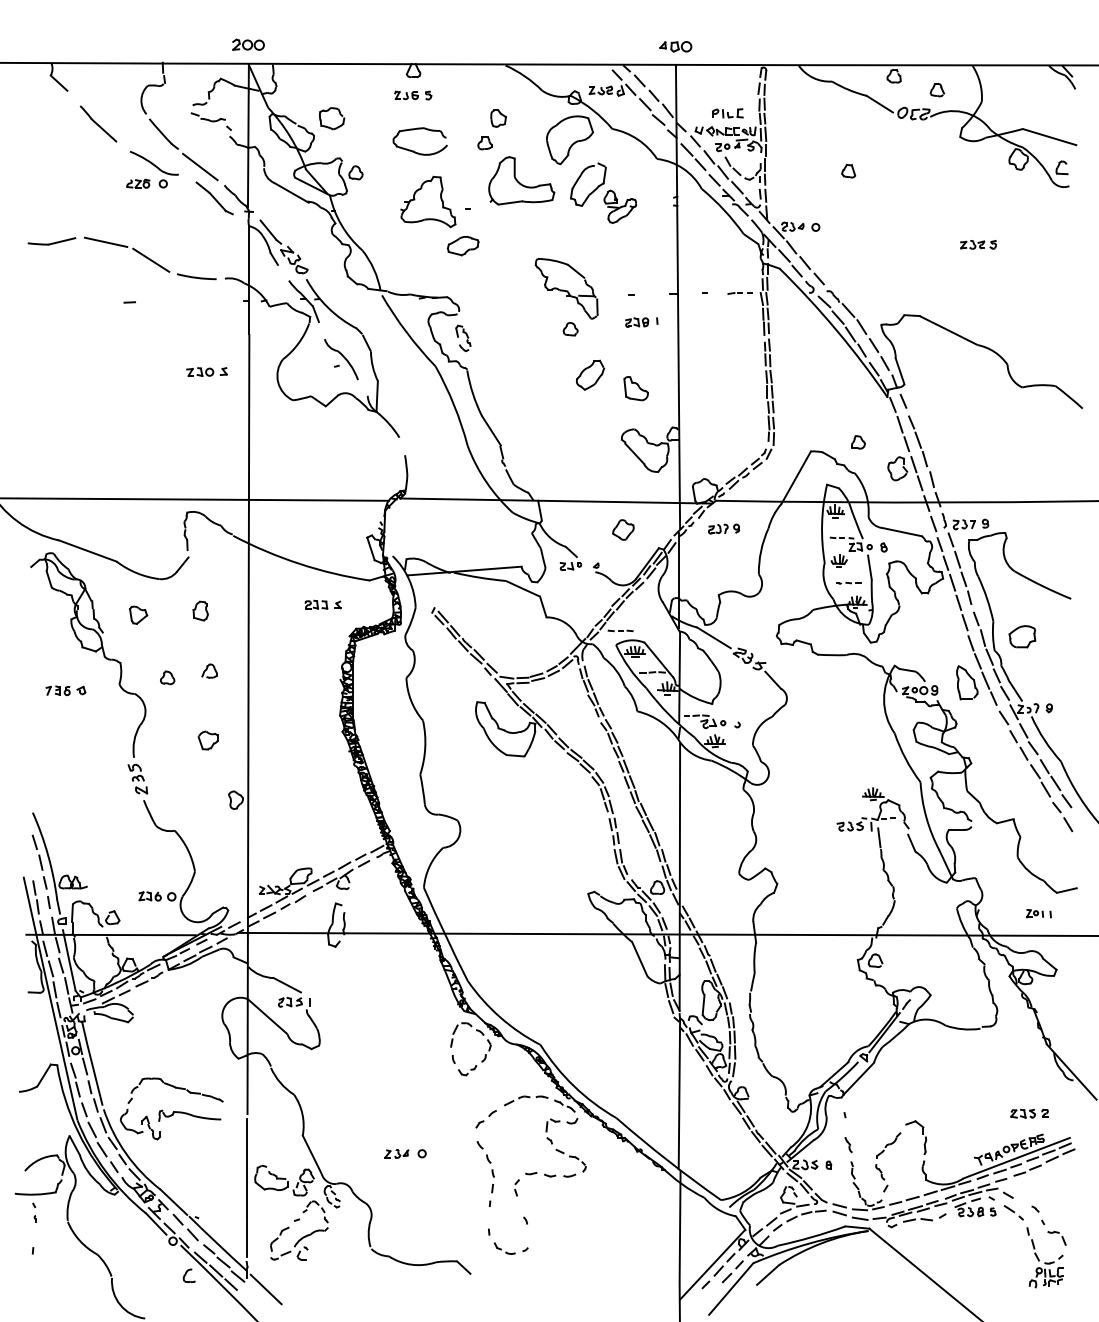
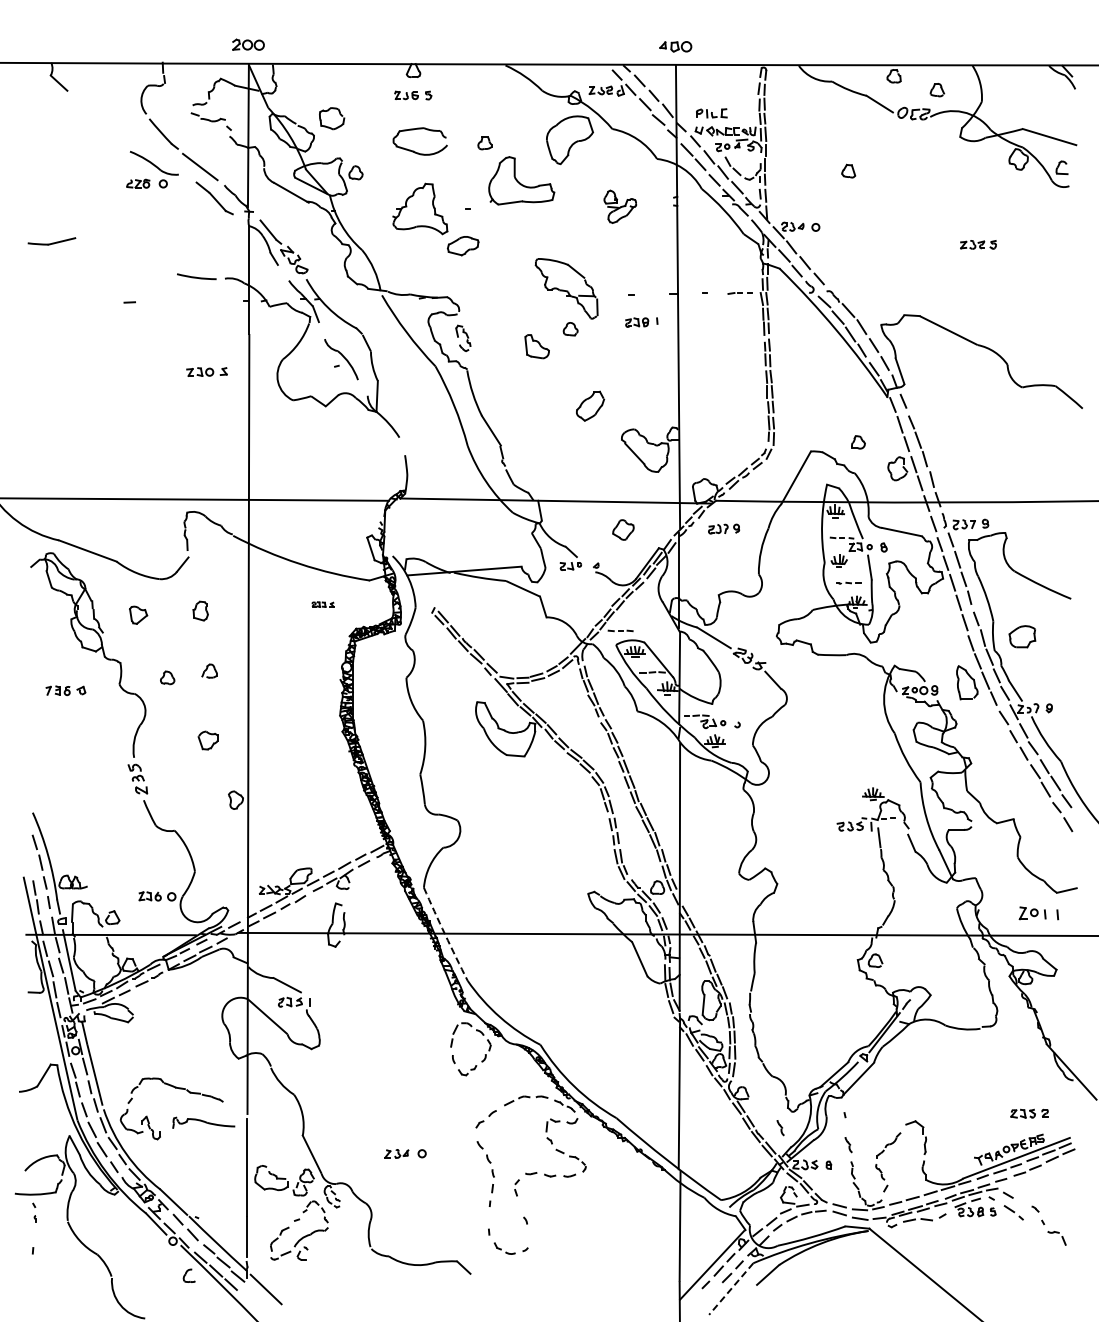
part position: (727, 113) -> (711, 113) (711, 113)
part: present -> none (498, 118)
part: present -> none (98, 123)
part: present -> none (594, 189)
part position: (428, 201) -> (420, 208) (420, 208)
line: present -> none (105, 241)
line: present -> none (151, 259)
part position: (590, 374) -> (590, 405) (590, 405)
part position: (635, 388) -> (536, 346) (536, 346)
part size: 38x11 px -> 24x7 px (322, 604)
part size: 26x10 px -> 42x15 px (1038, 913)
arc: solid -> dashed (445, 934)
part position: (189, 1115) -> (203, 1122) (203, 1122)
part: none -> present (780, 1128)
part: present -> none (1044, 1257)
line: solid -> dashed (731, 1289)
